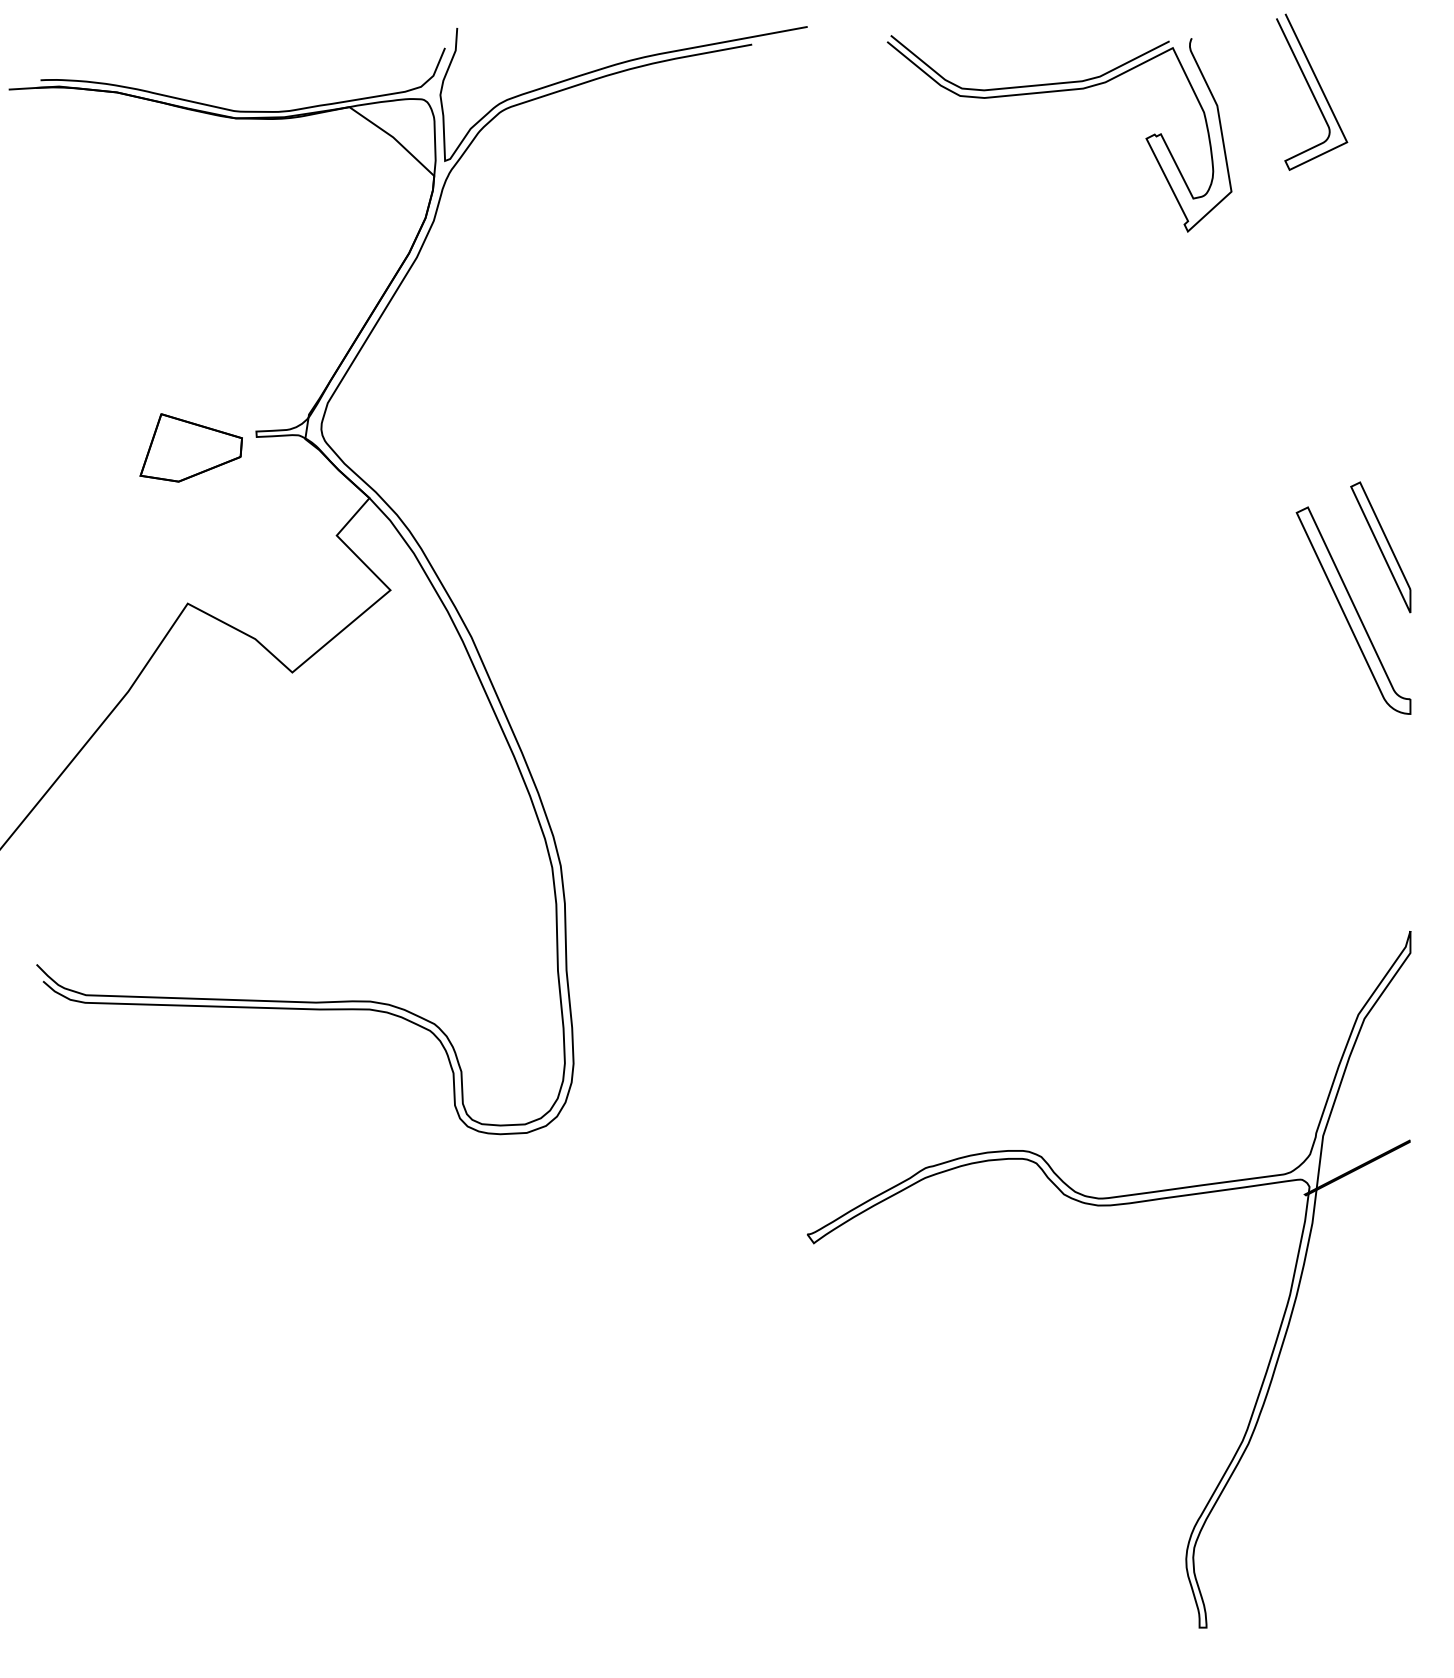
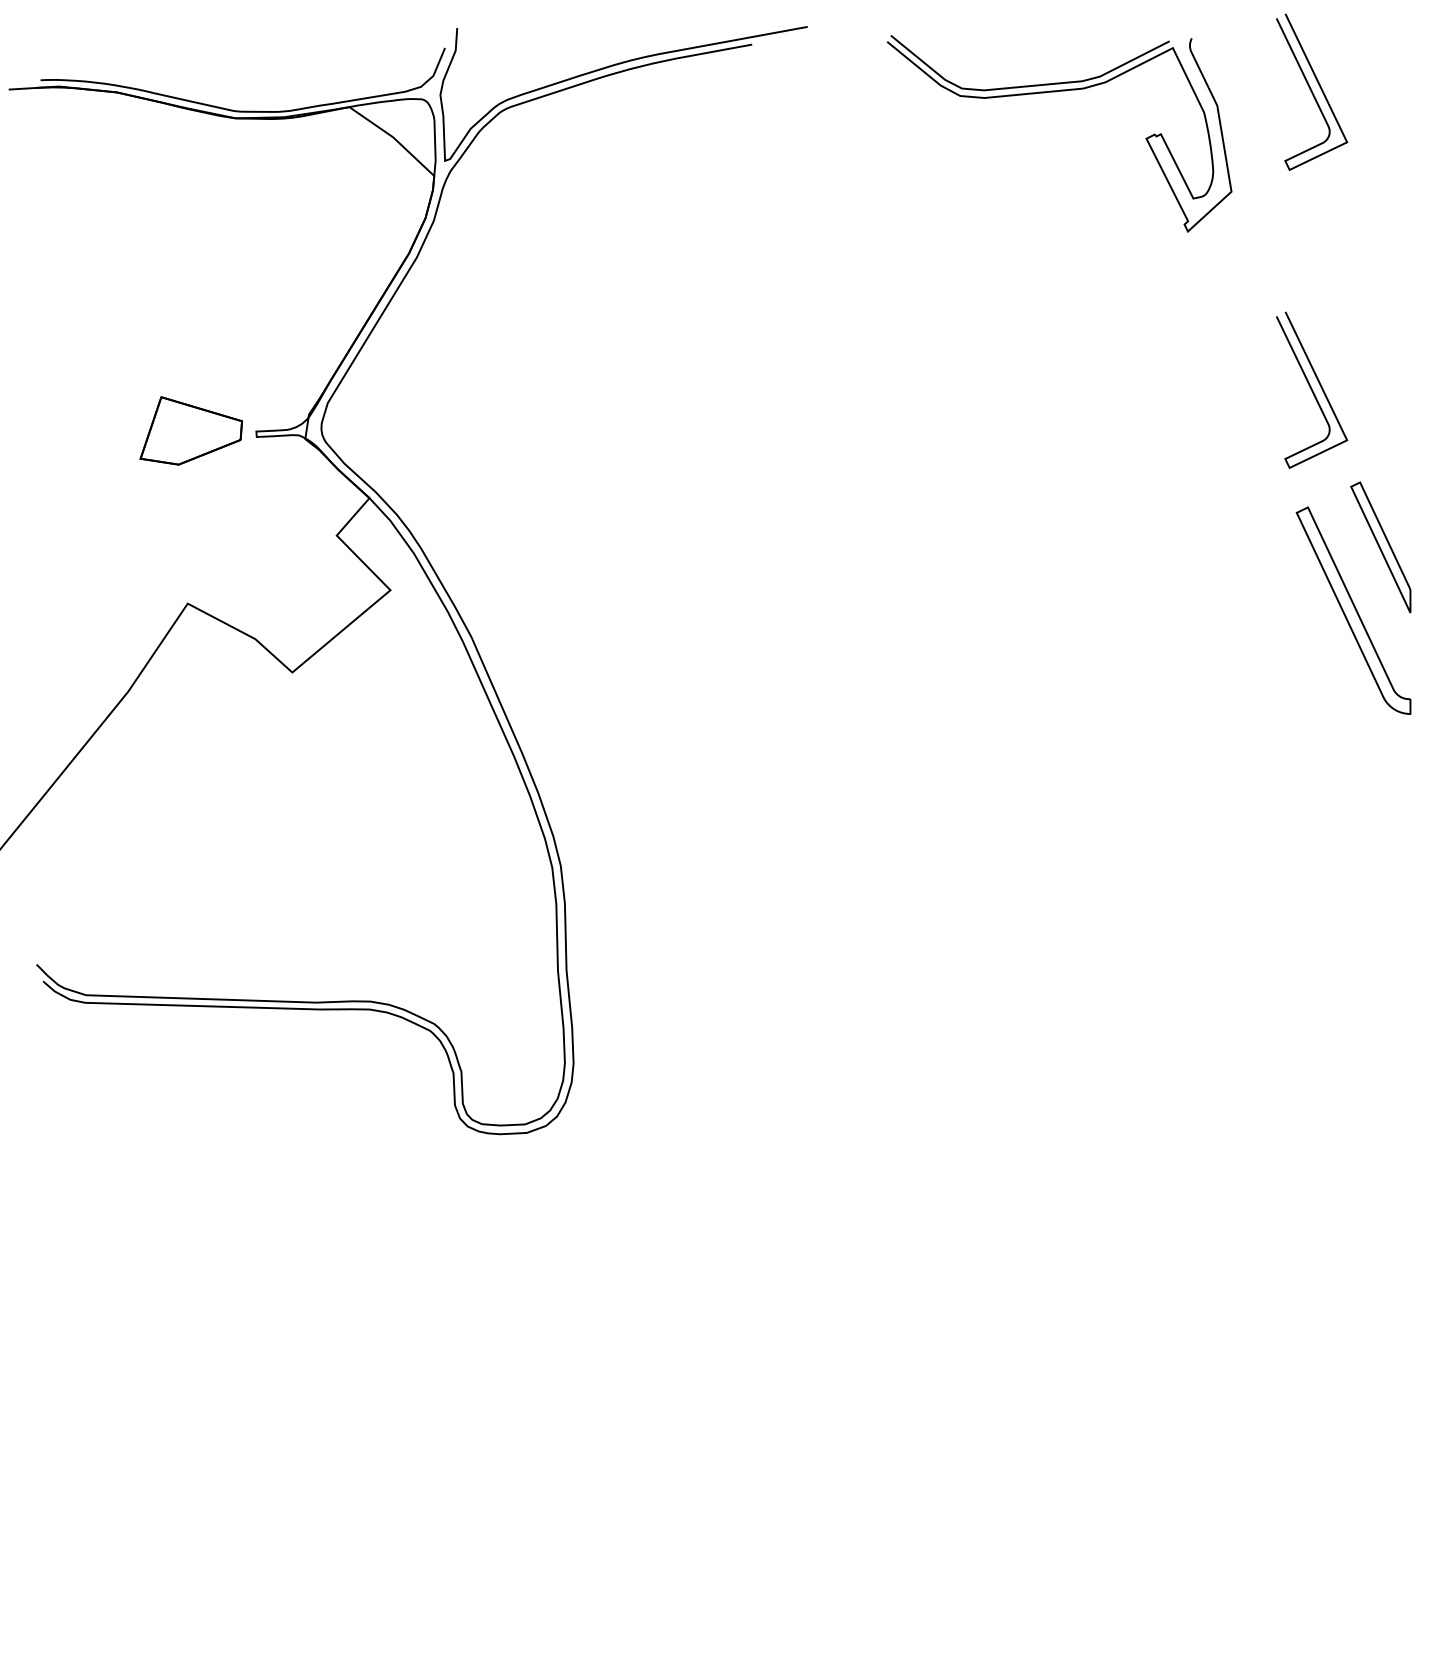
curve: none -> present (1312, 389)
part position: (190, 447) -> (190, 430) (190, 430)
part: present -> none (1108, 1206)
